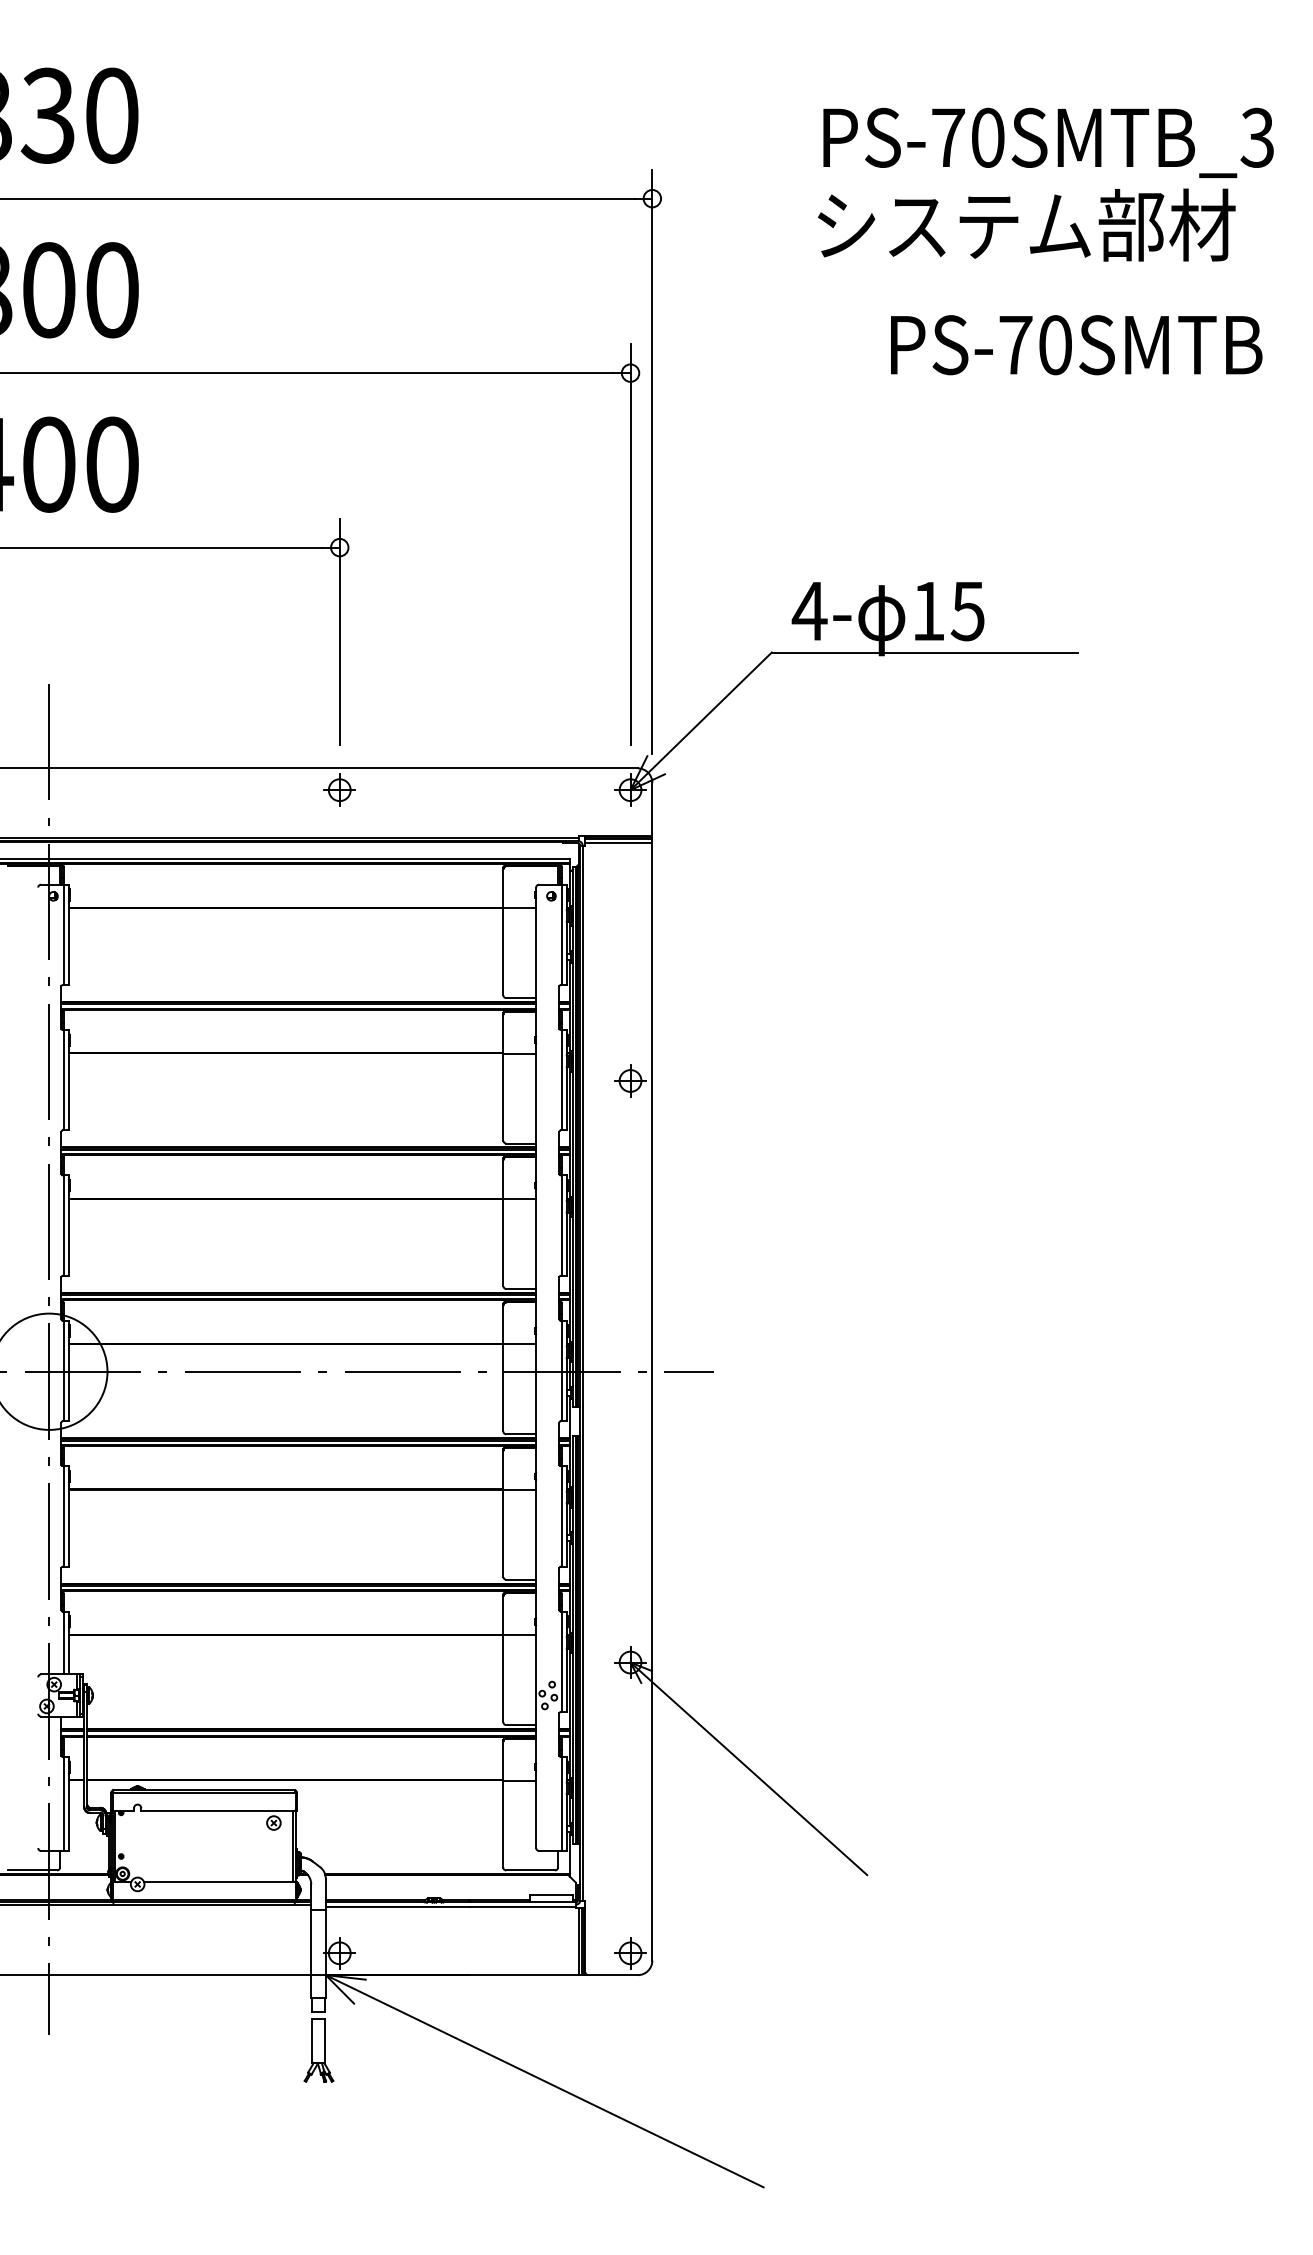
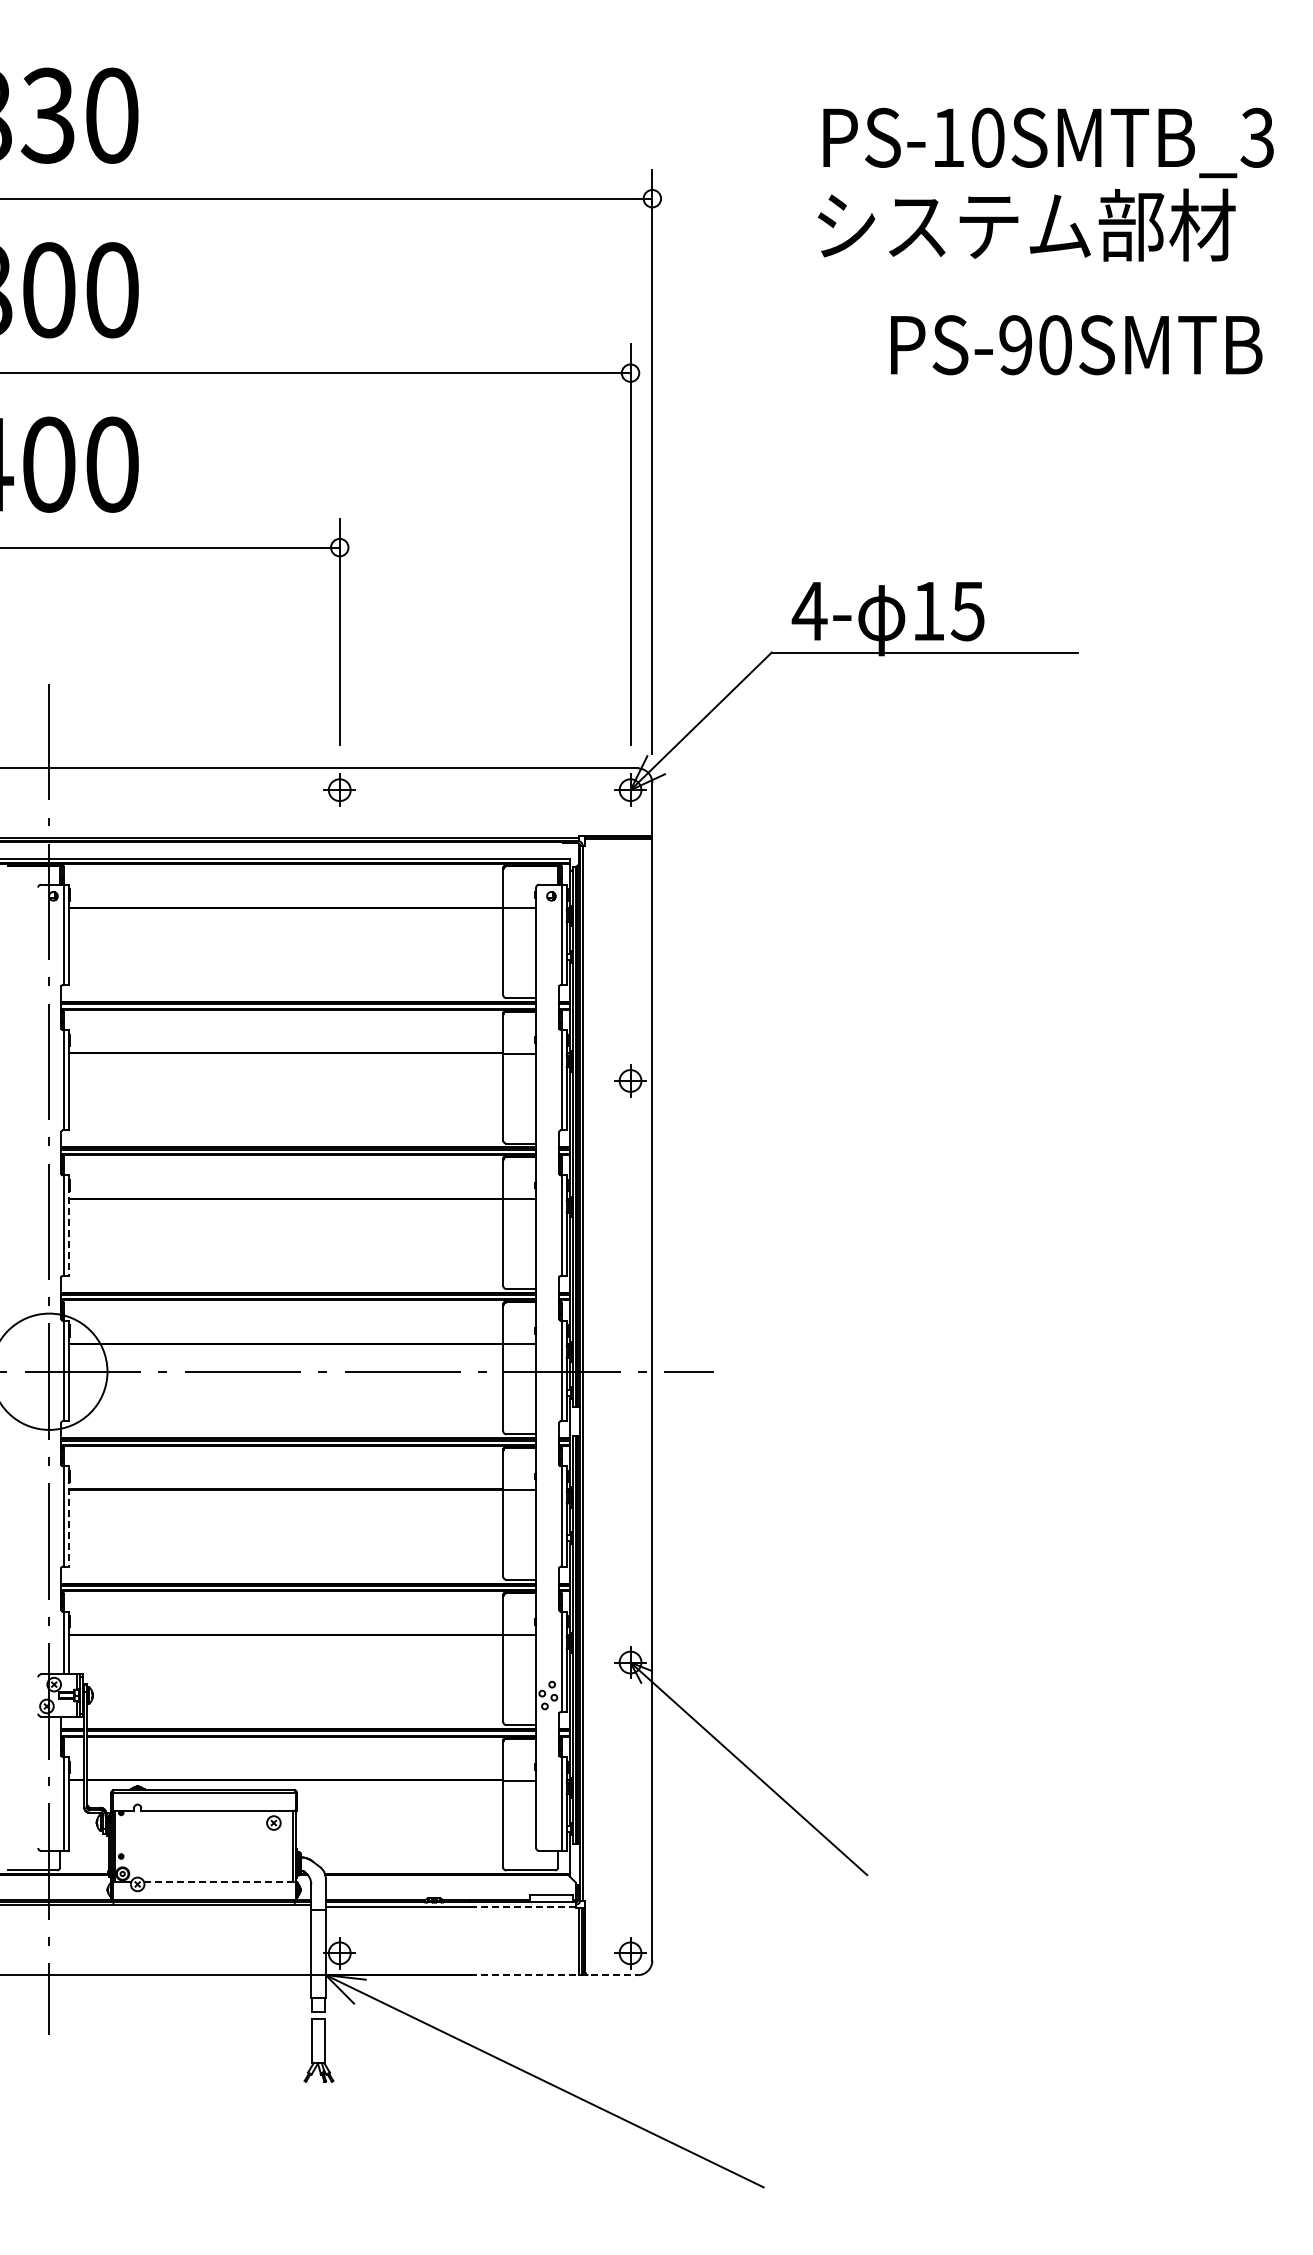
text: PS-70SMTB_3 -> PS-10SMTB_3 (948, 137)
text: PS-70SMTB -> PS-90SMTB (1015, 345)
line: present -> none (618, 842)
line: solid -> dashed (68, 1226)
line: solid -> dashed (68, 1516)
line: solid -> dashed (218, 1881)
line: solid -> dashed (523, 1907)
line: solid -> dashed (554, 1975)
